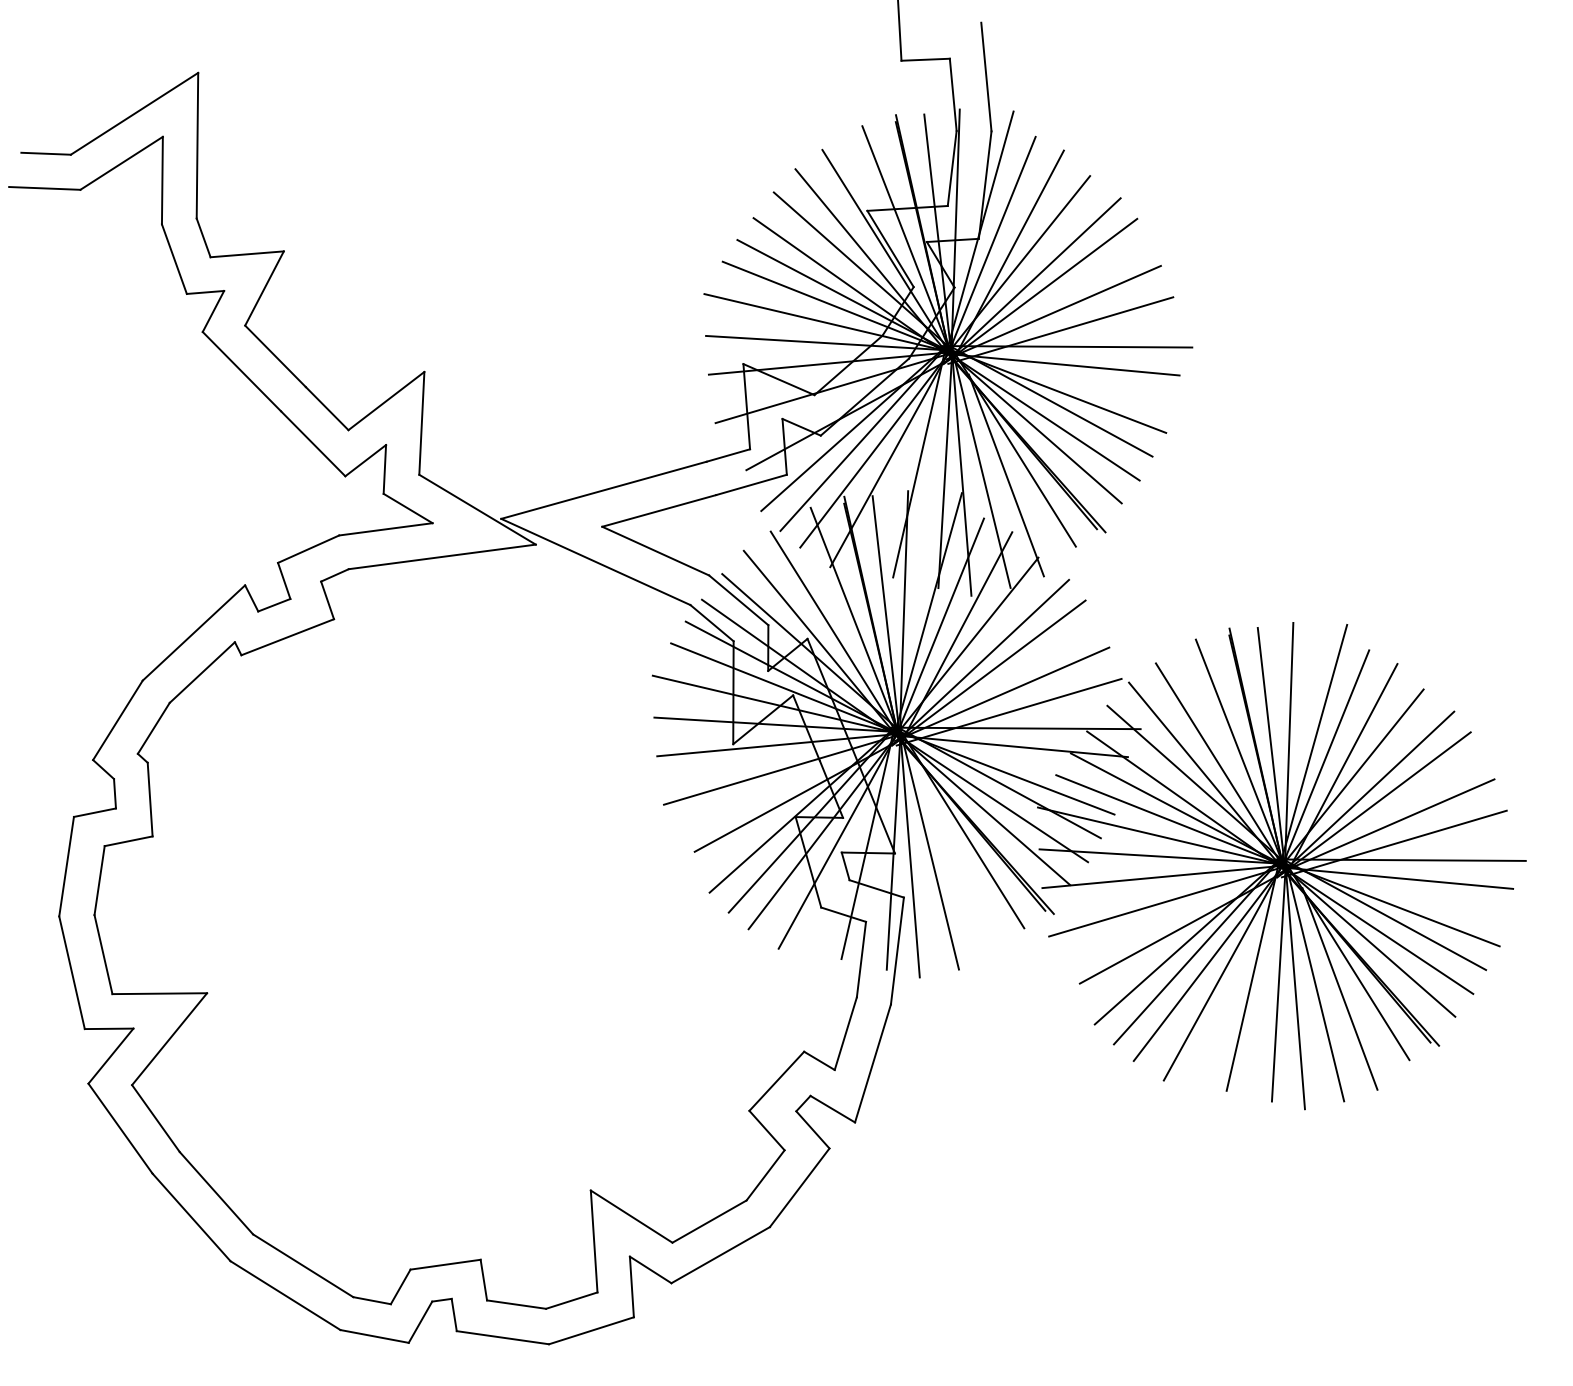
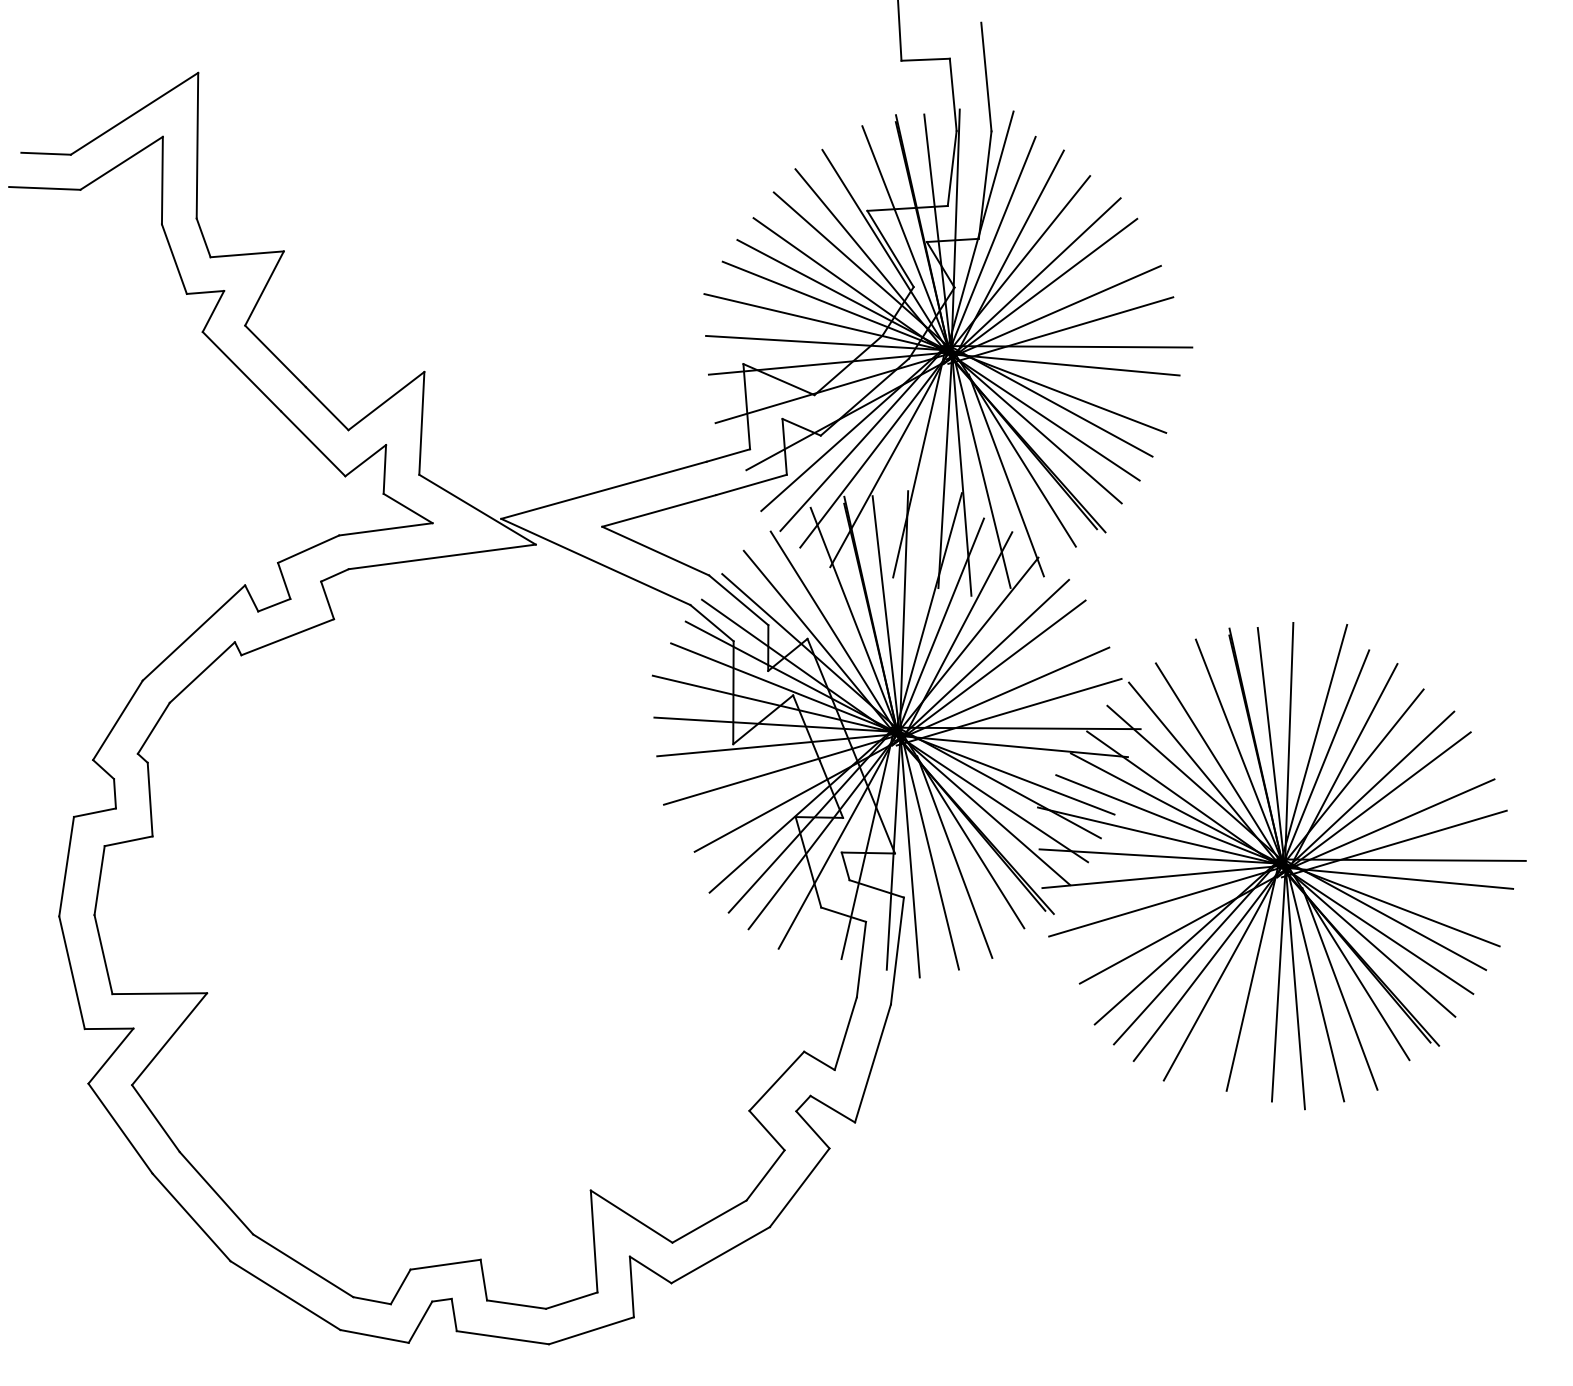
line: none -> present (954, 857)
